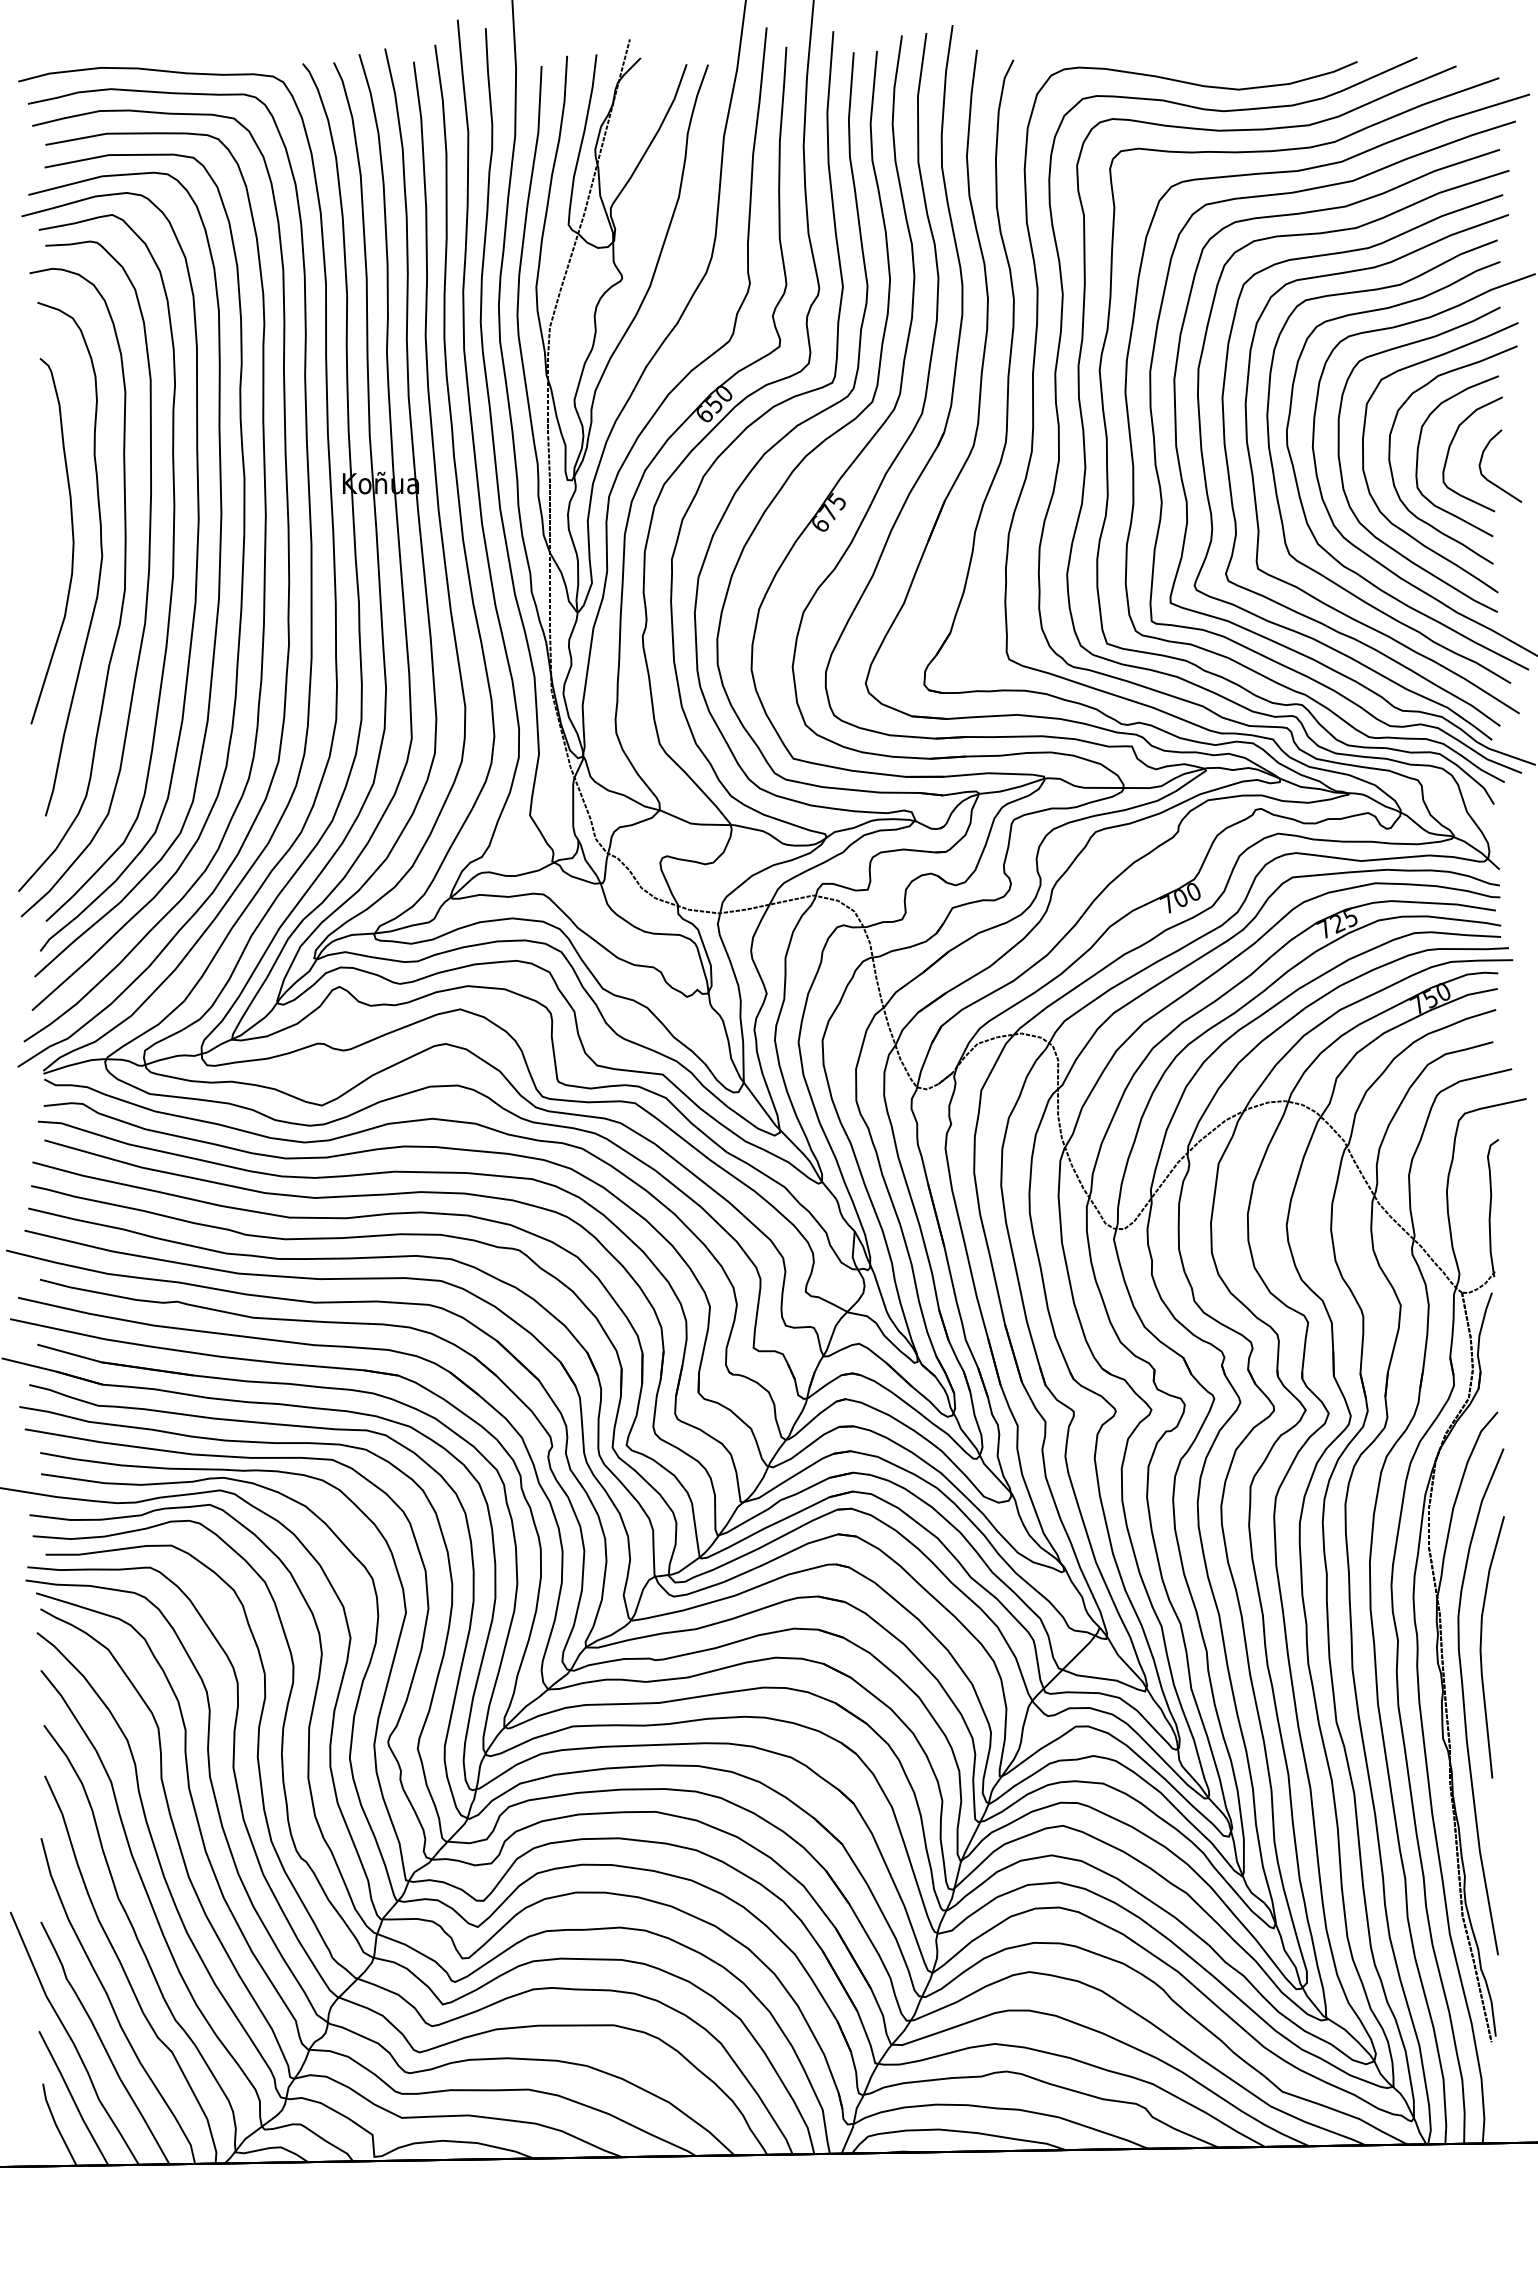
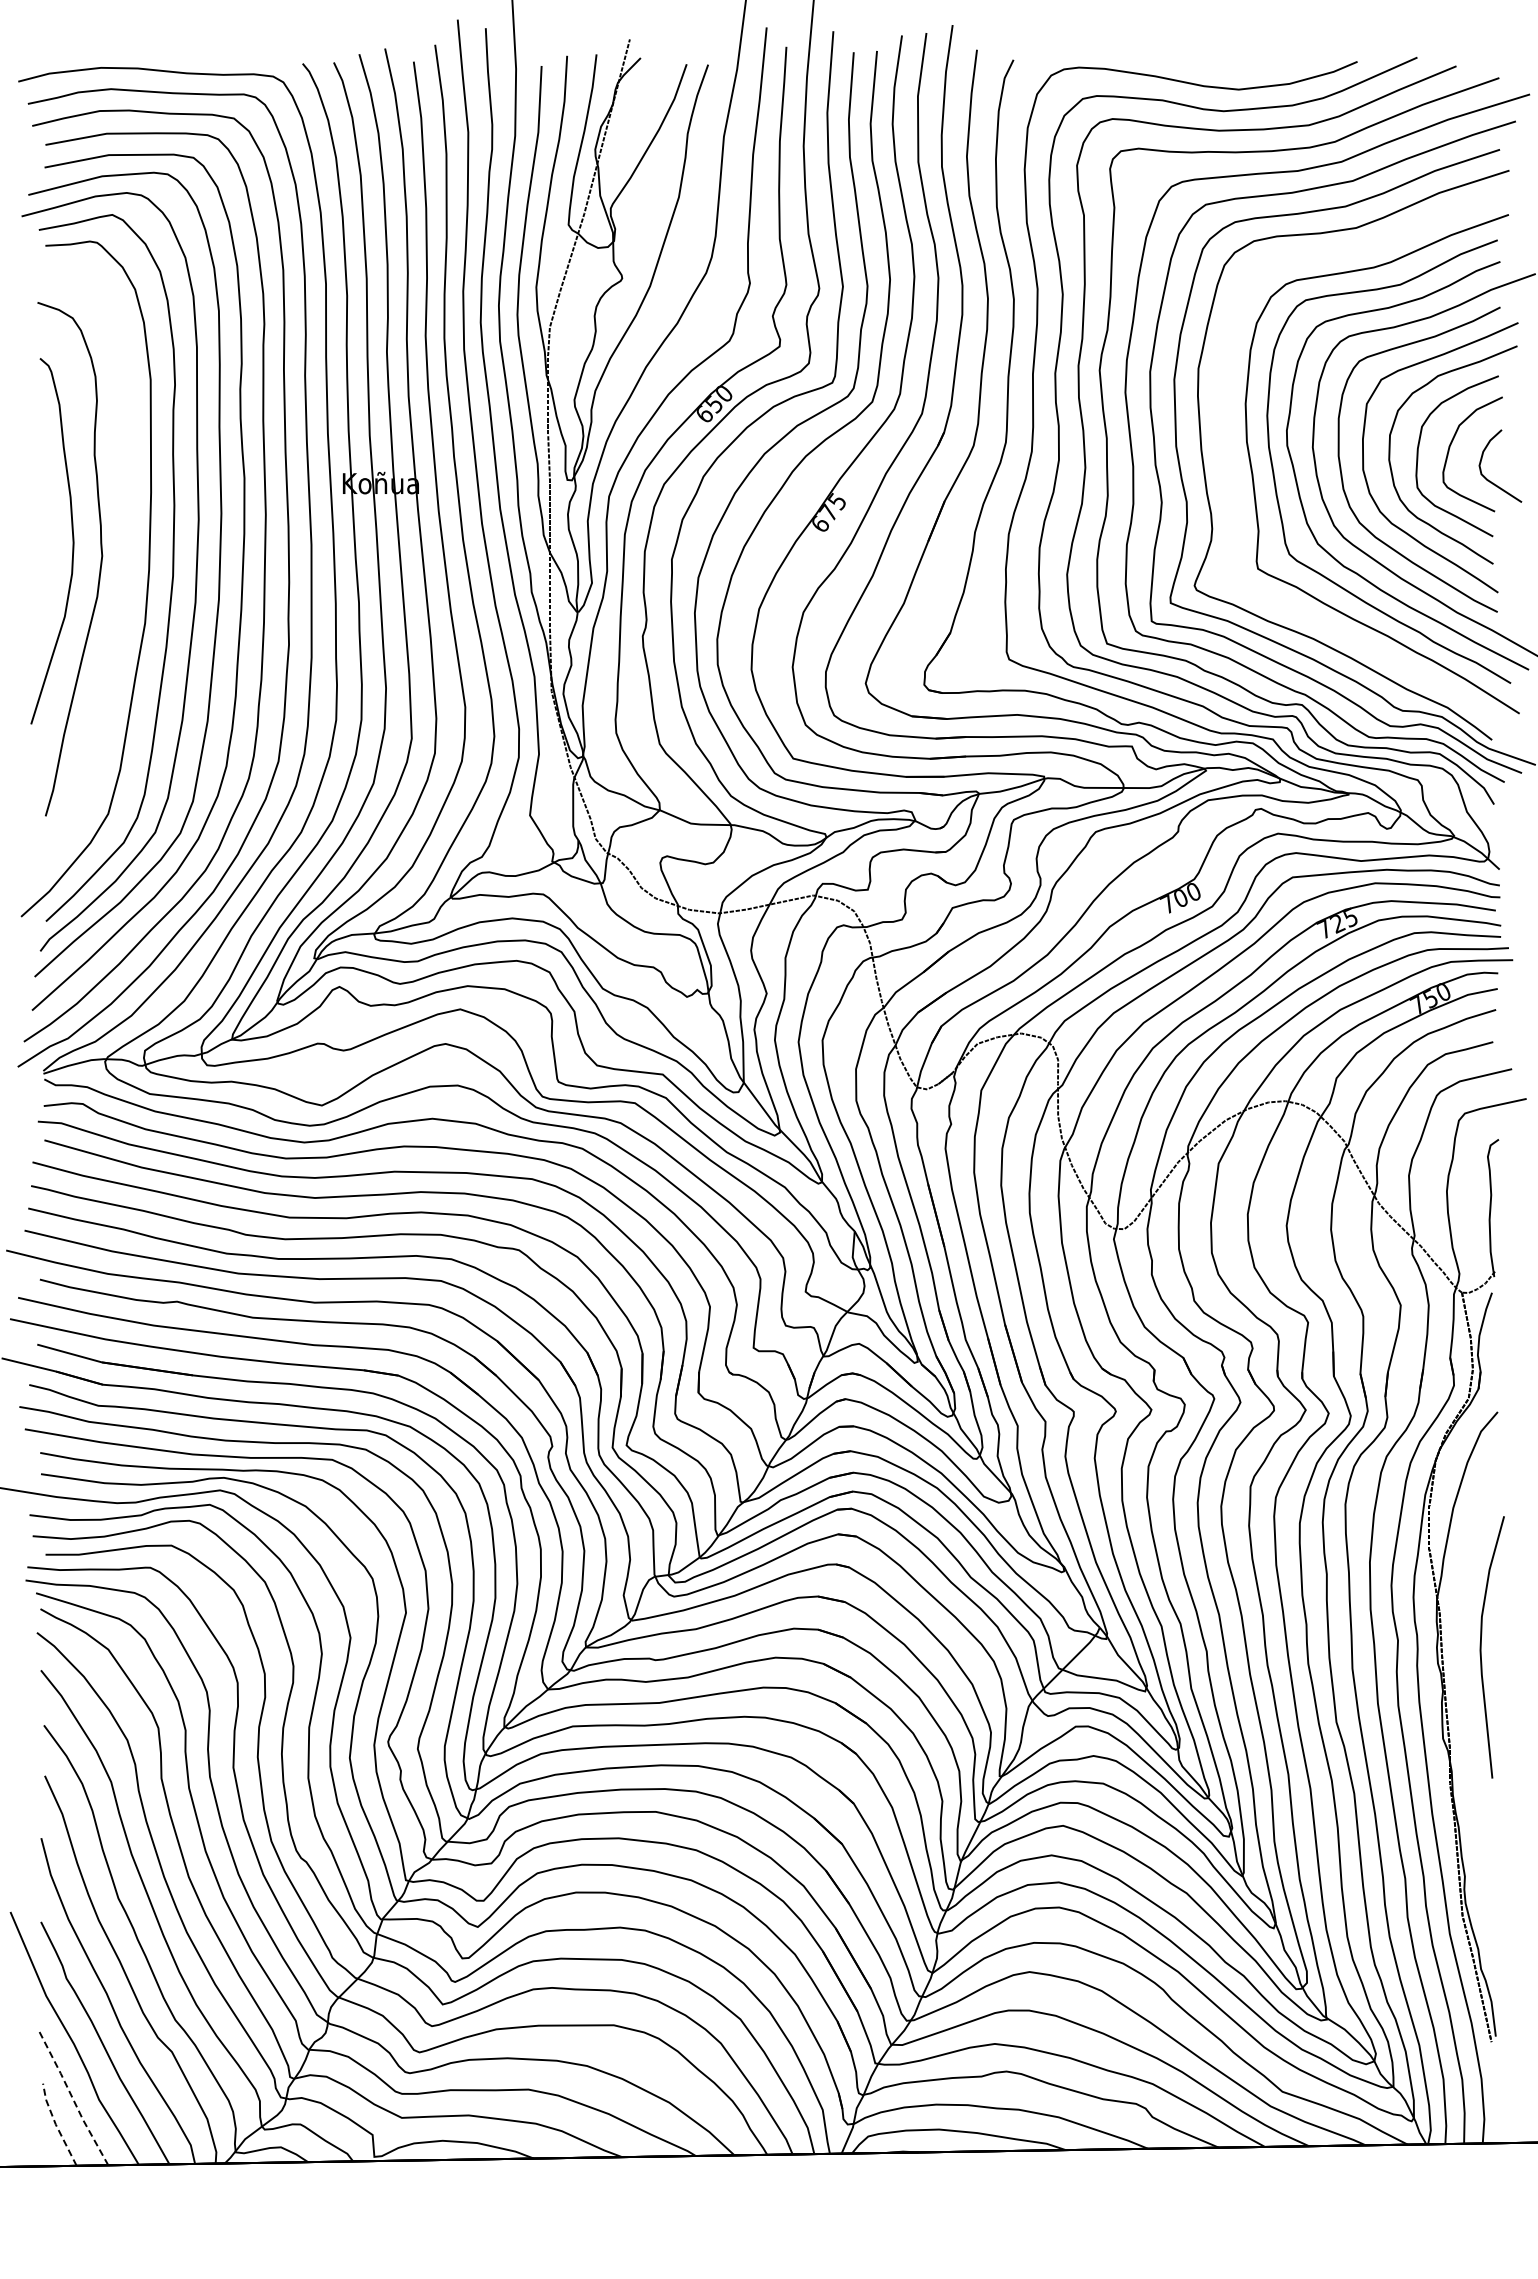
curve: present -> none (1230, 479)
curve: present -> none (124, 579)
curve: present -> none (1464, 1701)
line: solid -> dashed (72, 2098)
line: solid -> dashed (55, 2124)
